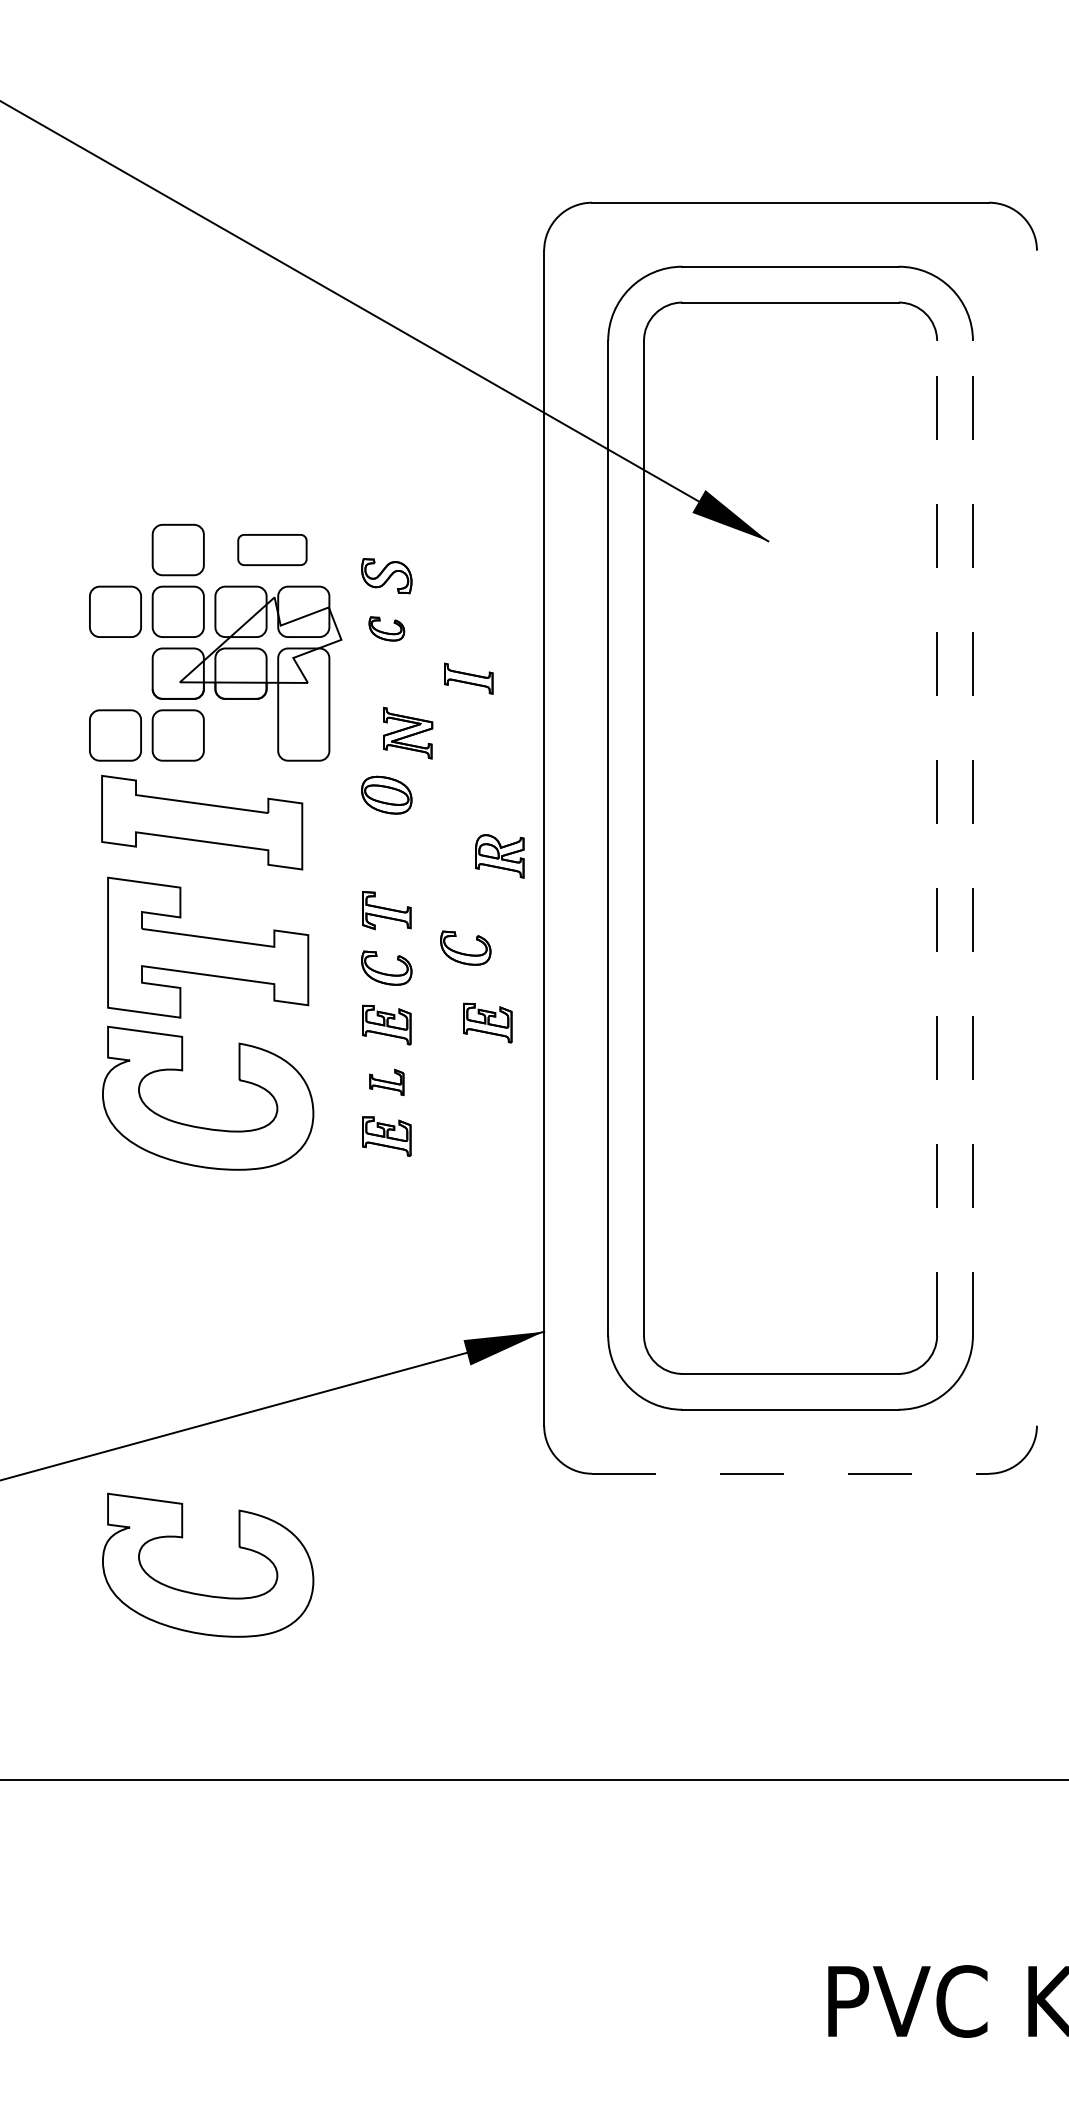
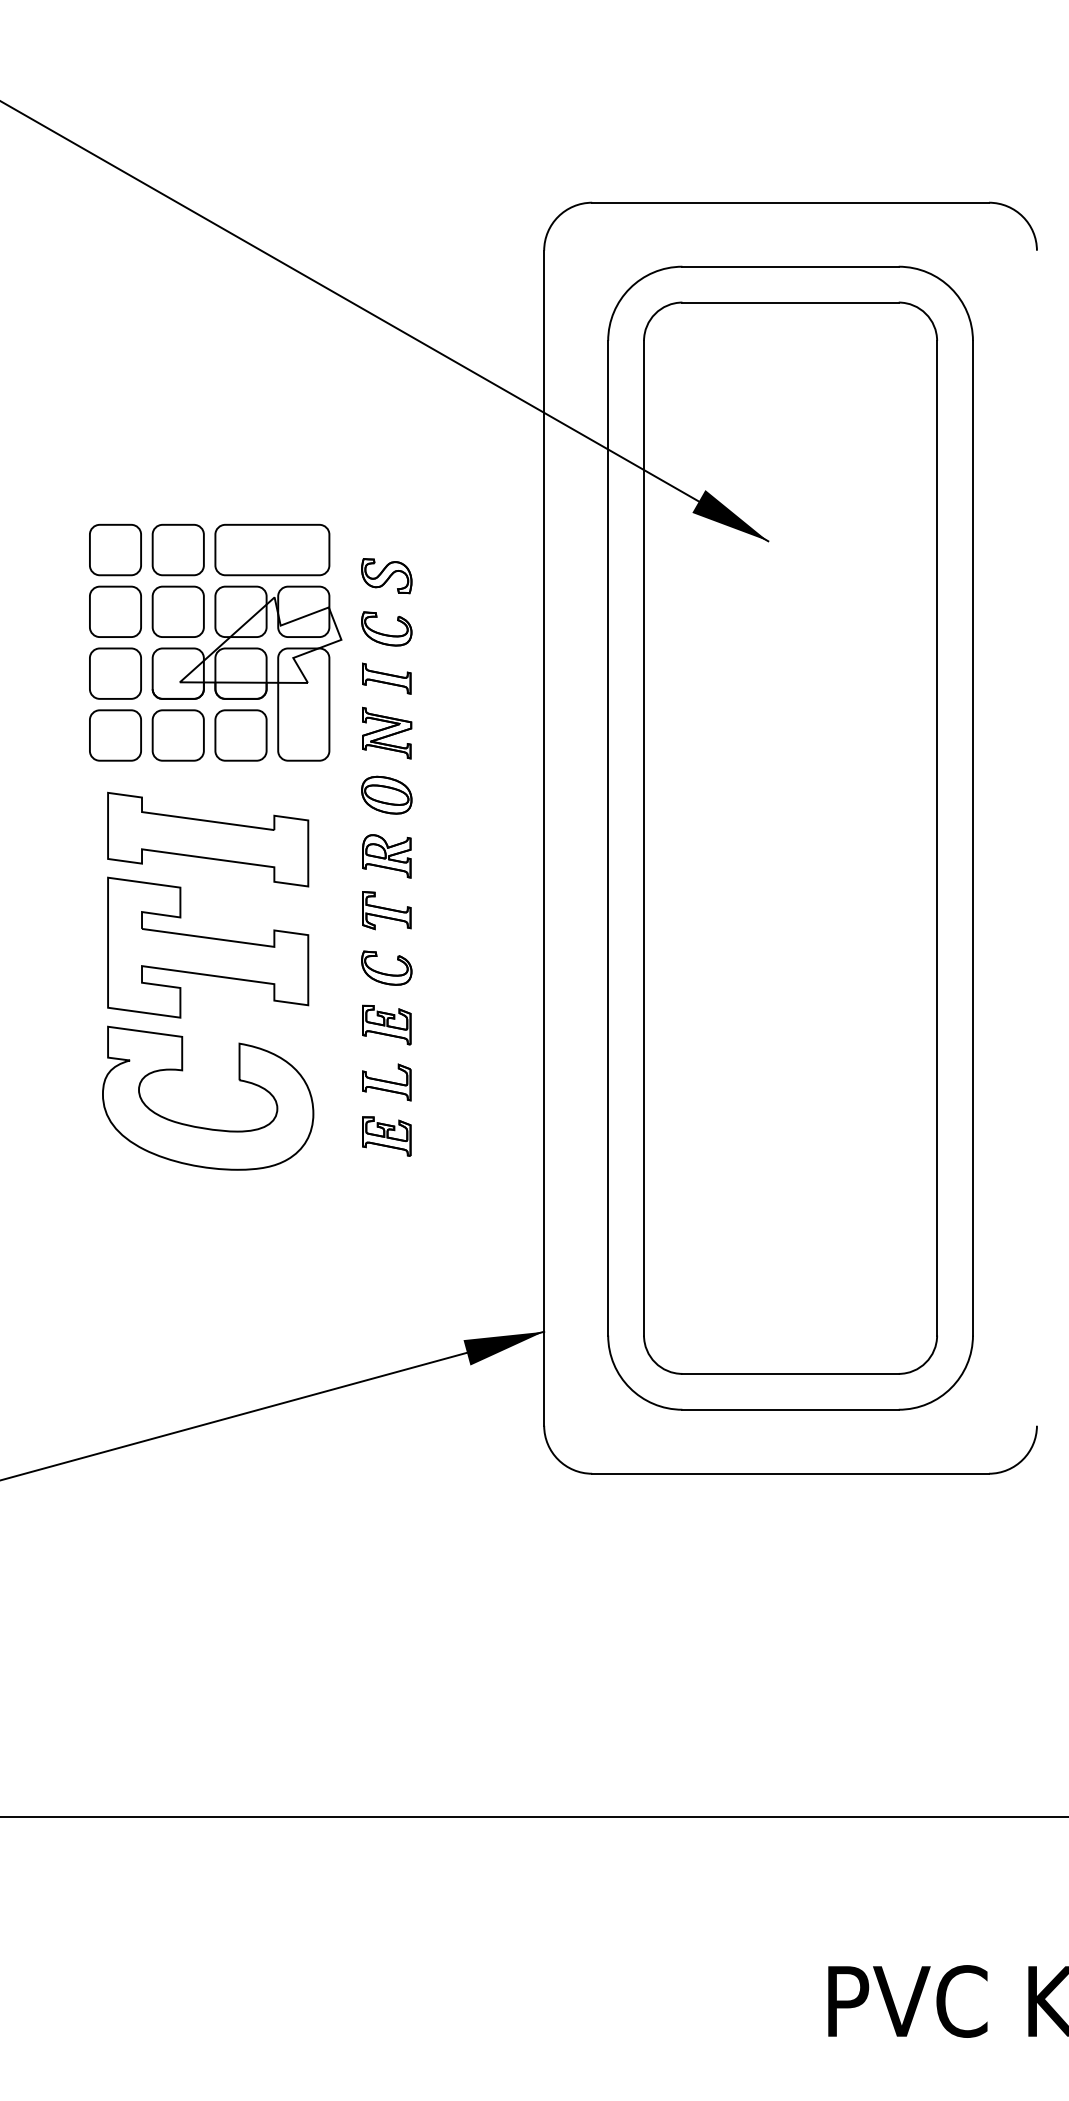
part: none -> present (115, 549)
part size: 71x32 px -> 117x54 px (272, 549)
part size: 38x26 px -> 52x36 px (386, 628)
part: none -> present (115, 673)
part position: (468, 678) -> (386, 678) (386, 678)
part position: (408, 732) -> (387, 732) (387, 732)
part: none -> present (240, 735)
part position: (202, 822) -> (208, 839) (208, 839)
line: dashed -> solid (937, 837)
line: dashed -> solid (972, 837)
part position: (499, 856) -> (386, 856) (386, 856)
part: present -> none (465, 947)
part: present -> none (487, 1022)
part size: 36x29 px -> 50x39 px (386, 1082)
line: dashed -> solid (791, 1473)
part: present -> none (206, 1594)
line position: (533, 1780) -> (533, 1817) (533, 1817)
